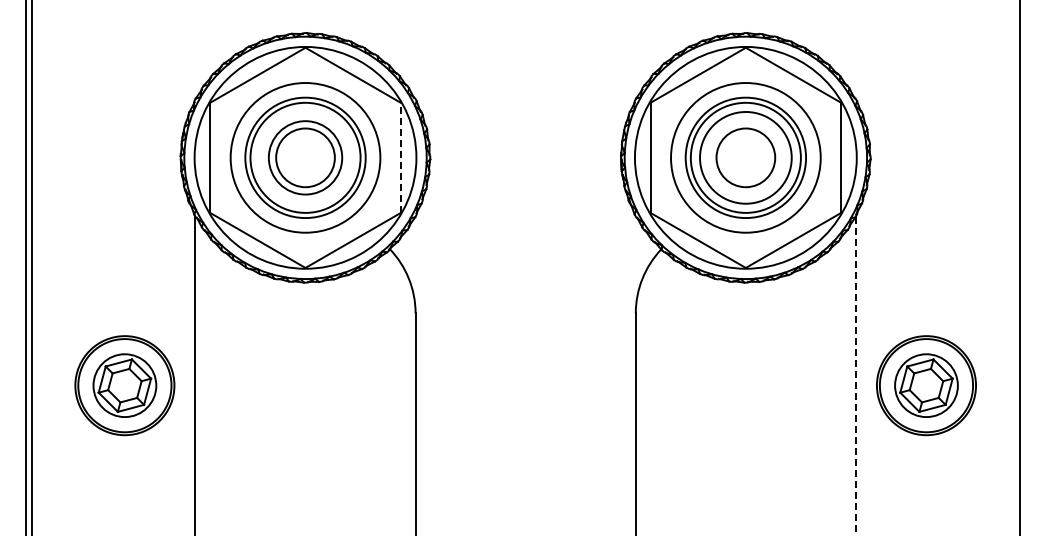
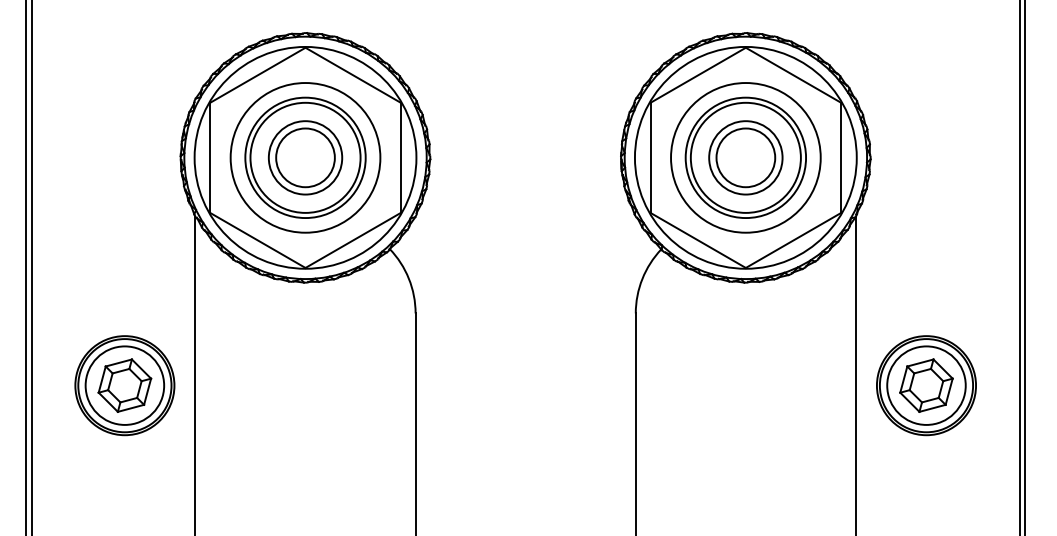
line: dashed -> solid (400, 157)
circle diameter: 92 px -> 73 px (745, 157)
line: none -> present (1025, 267)
line: dashed -> solid (855, 376)
circle diameter: 63 px -> 79 px (124, 385)
circle diameter: 63 px -> 79 px (926, 385)
